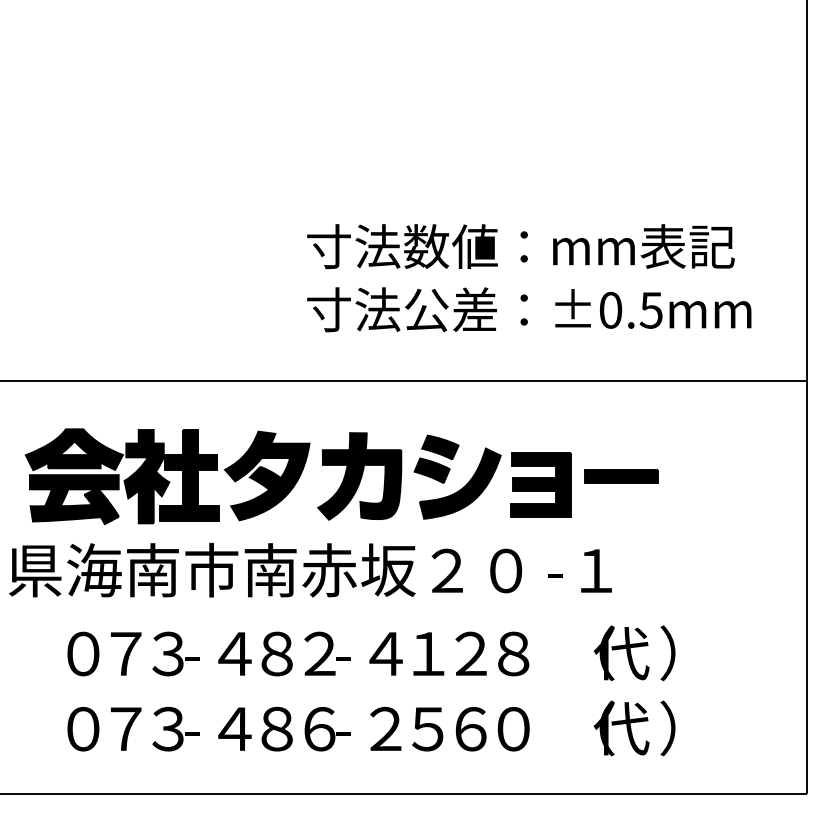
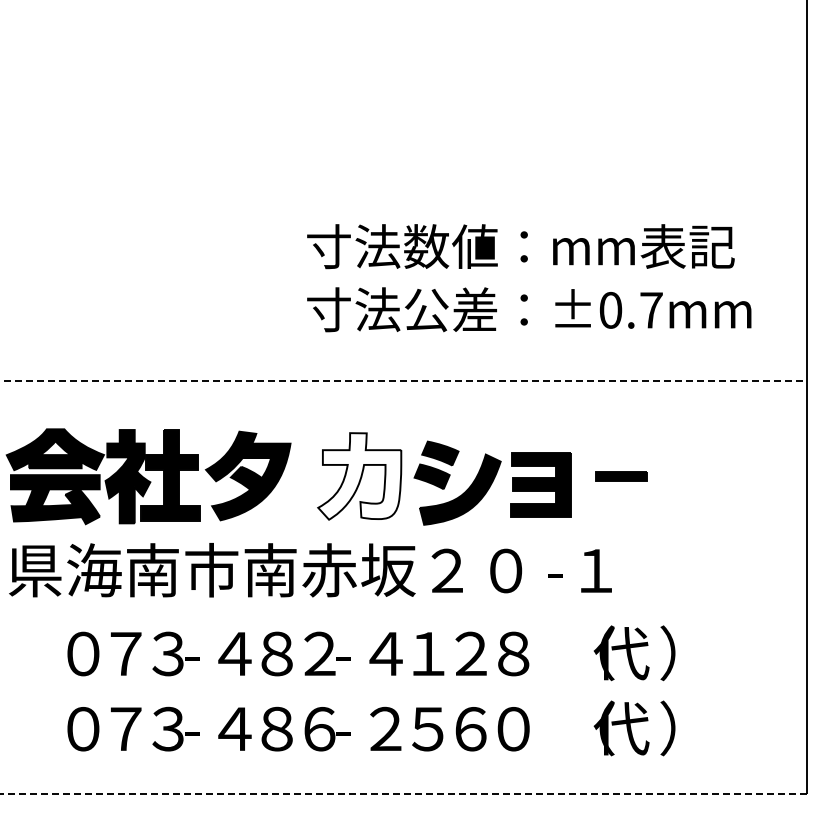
text: ±0.5mm -> ±0.7mm (650, 310)
line: solid -> dashed (404, 380)
part position: (449, 472) -> (449, 478) (449, 478)
part position: (167, 476) -> (148, 476) (148, 476)
fill: present -> none (359, 476)
part size: 75x15 px -> 53x11 px (621, 476)
line: solid -> dashed (403, 794)
